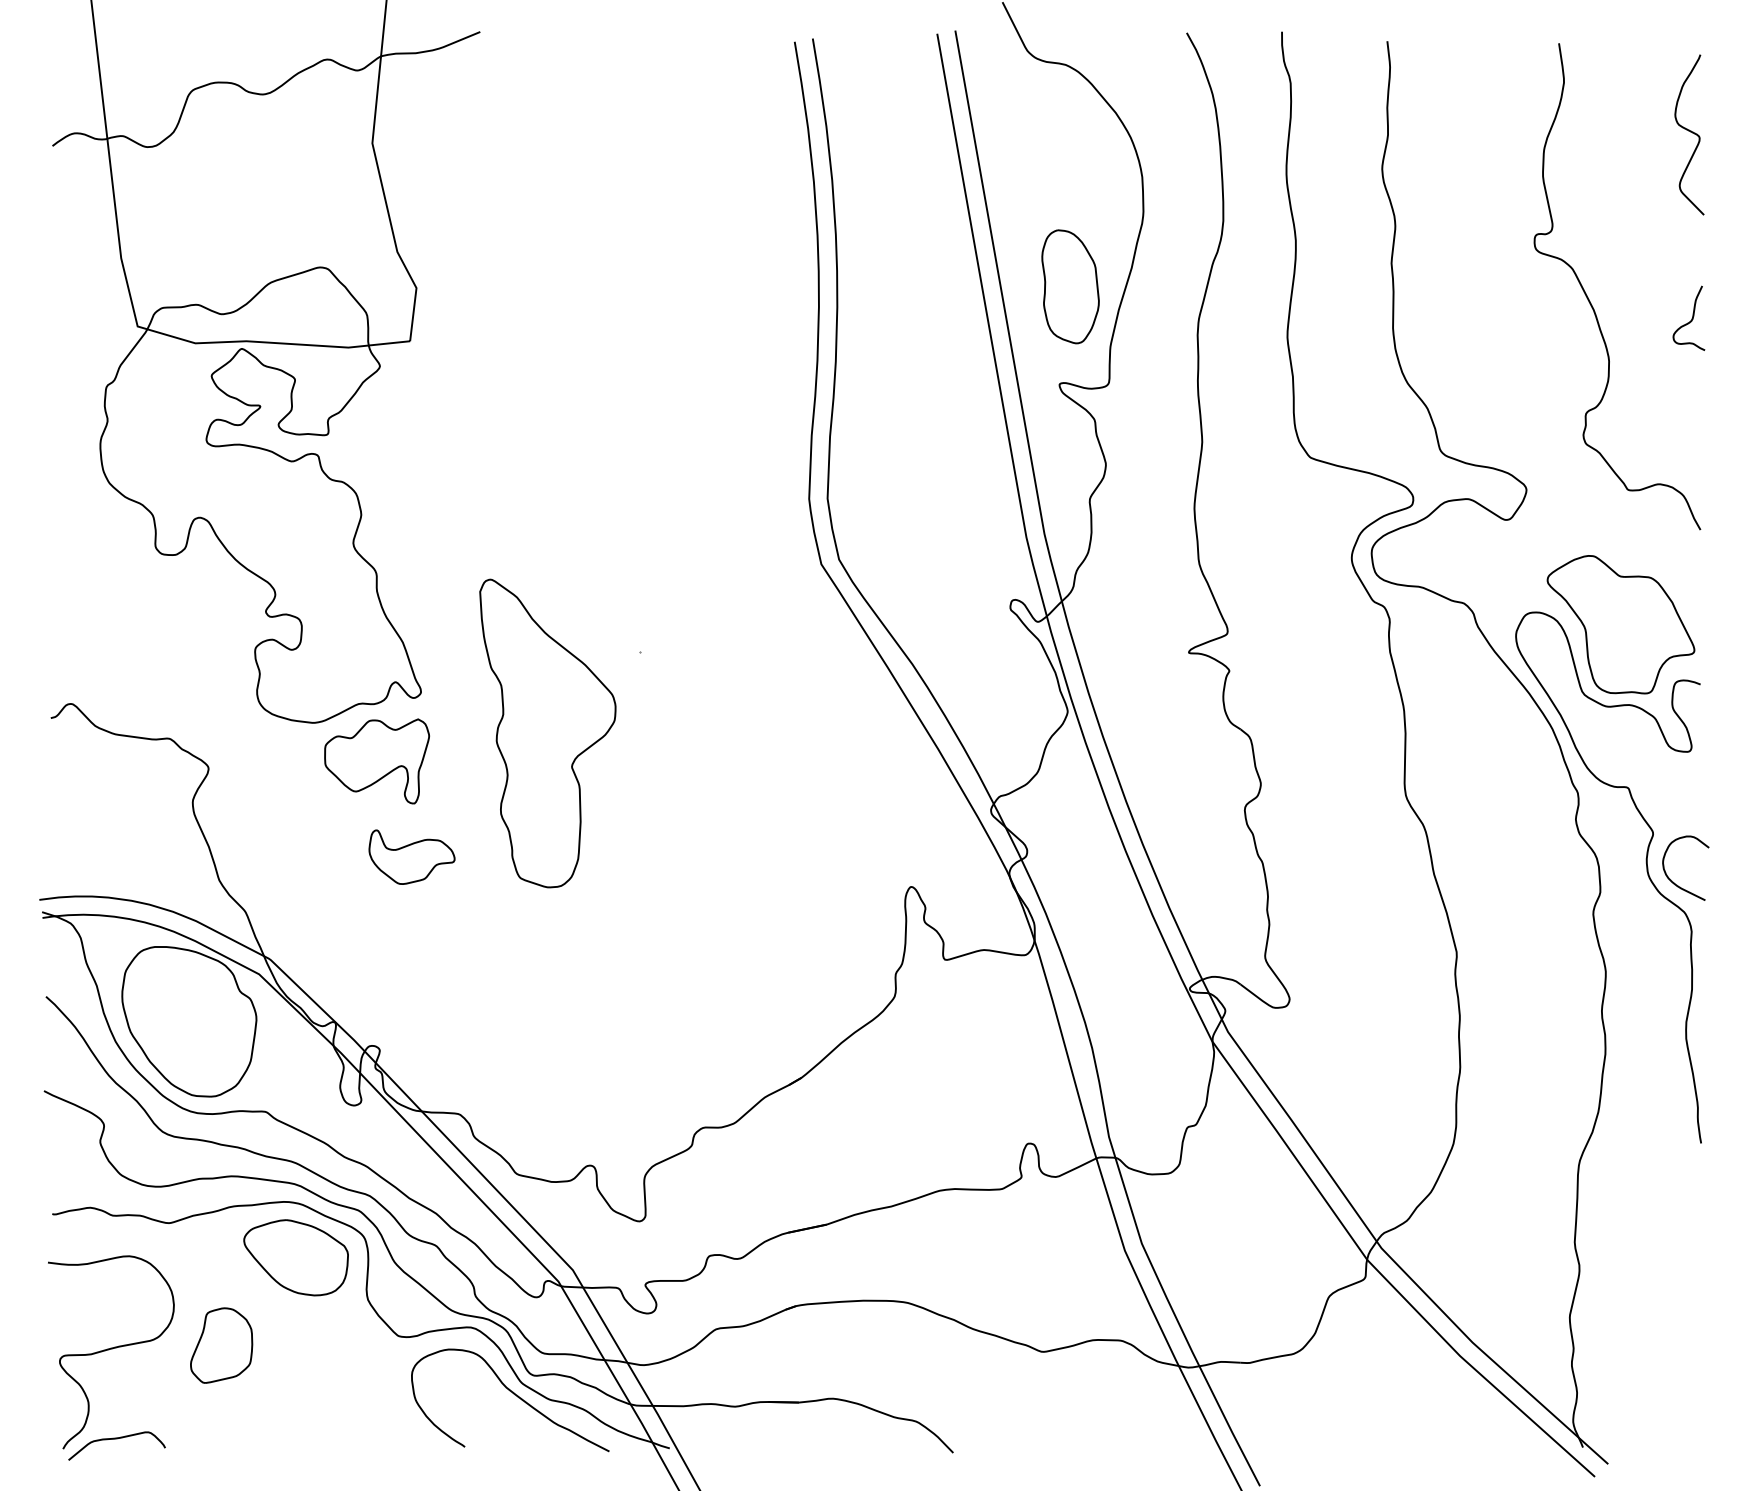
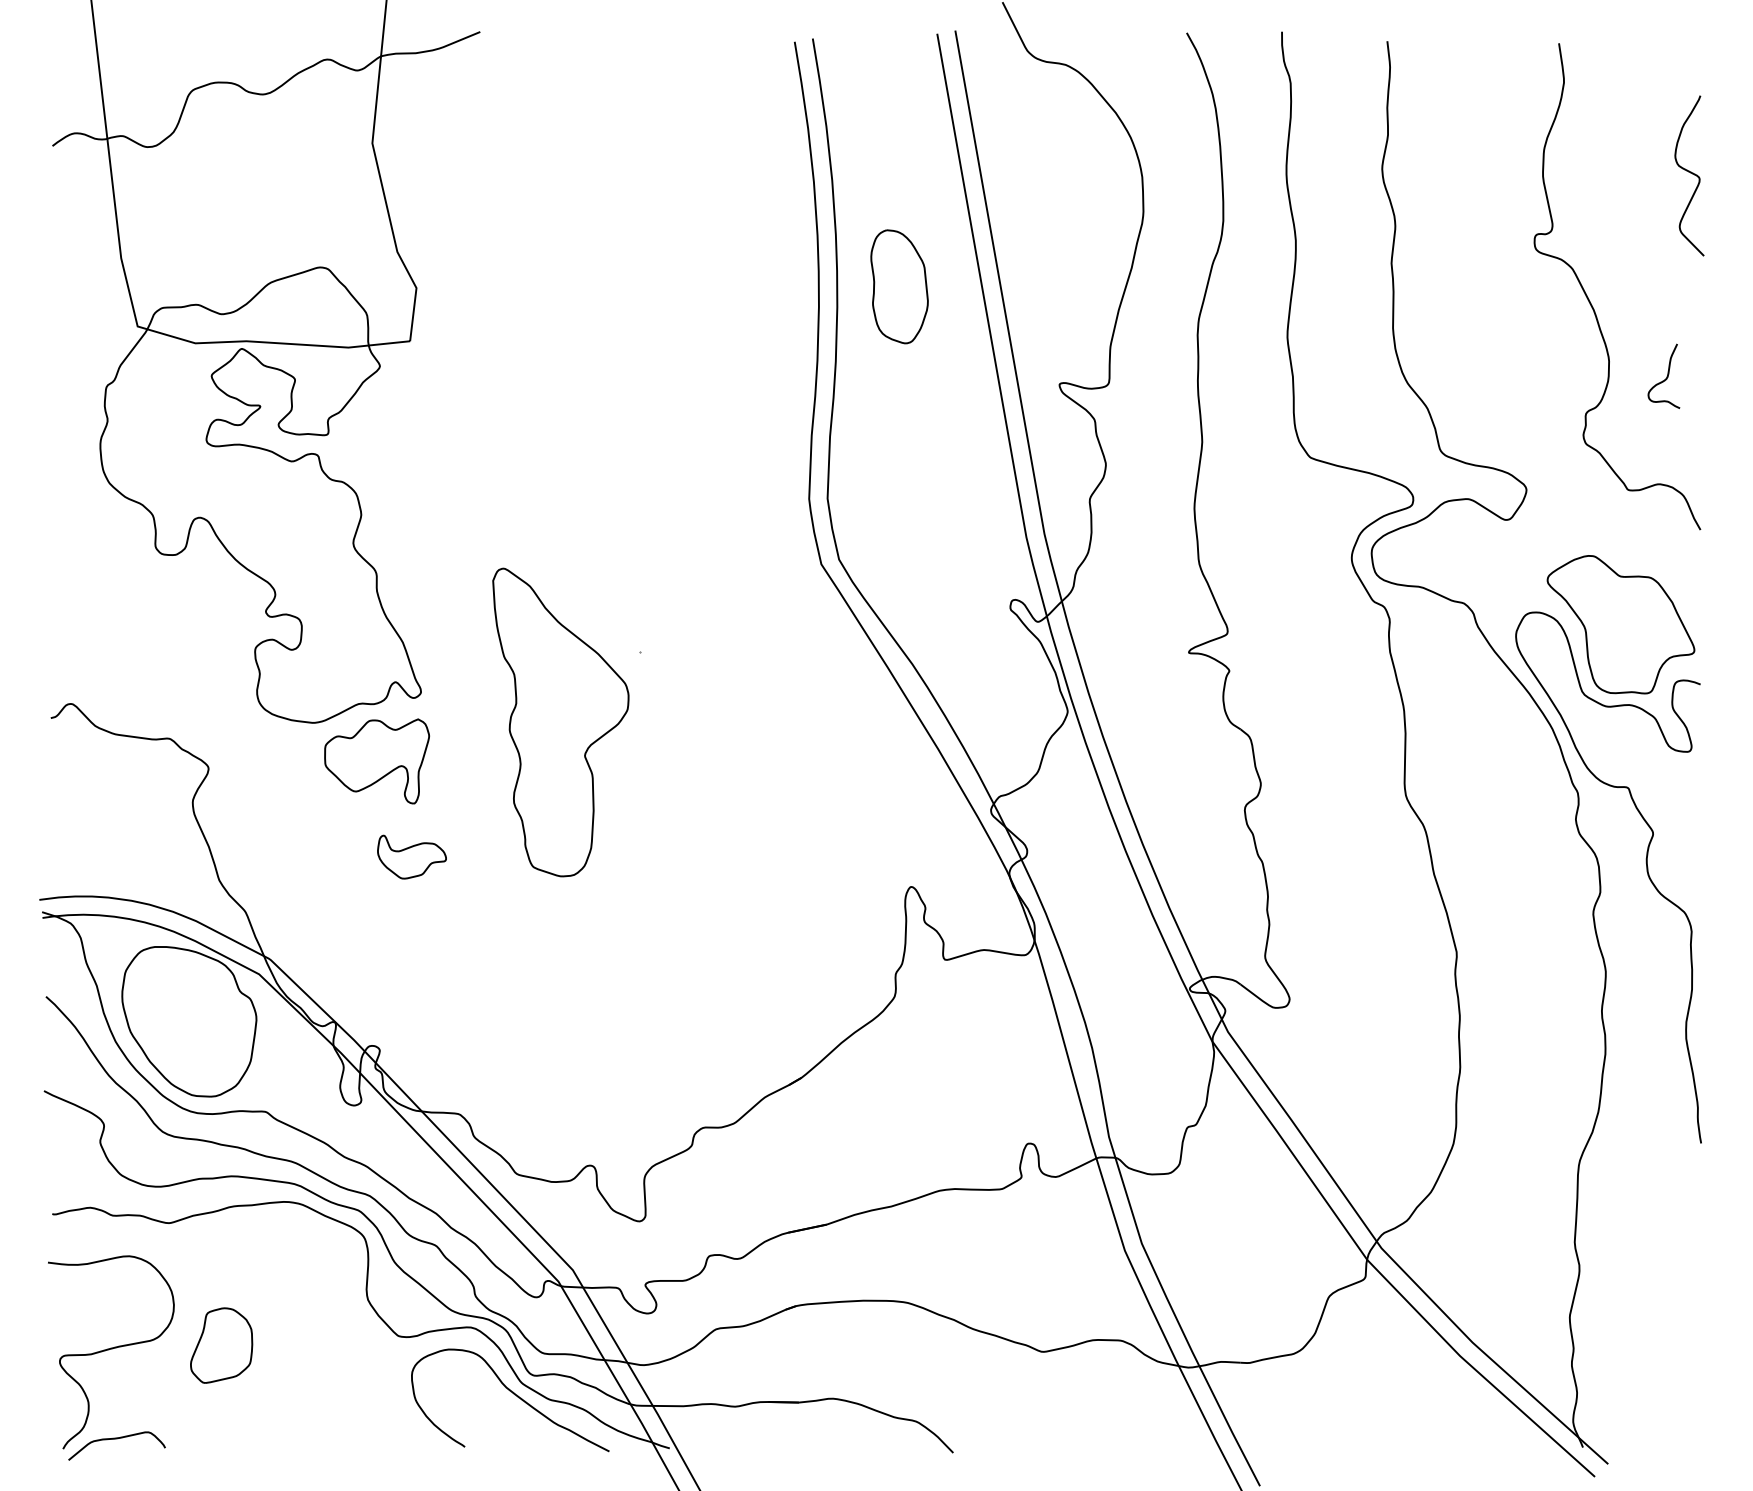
curve position: (1690, 132) -> (1690, 173) (1690, 173)
part position: (1070, 286) -> (899, 286) (899, 286)
curve position: (1691, 318) -> (1666, 376) (1666, 376)
part position: (547, 733) -> (560, 722) (560, 722)
part size: 88x56 px -> 70x46 px (411, 856)
curve: present -> none (1672, 880)
part: present -> none (295, 1257)
